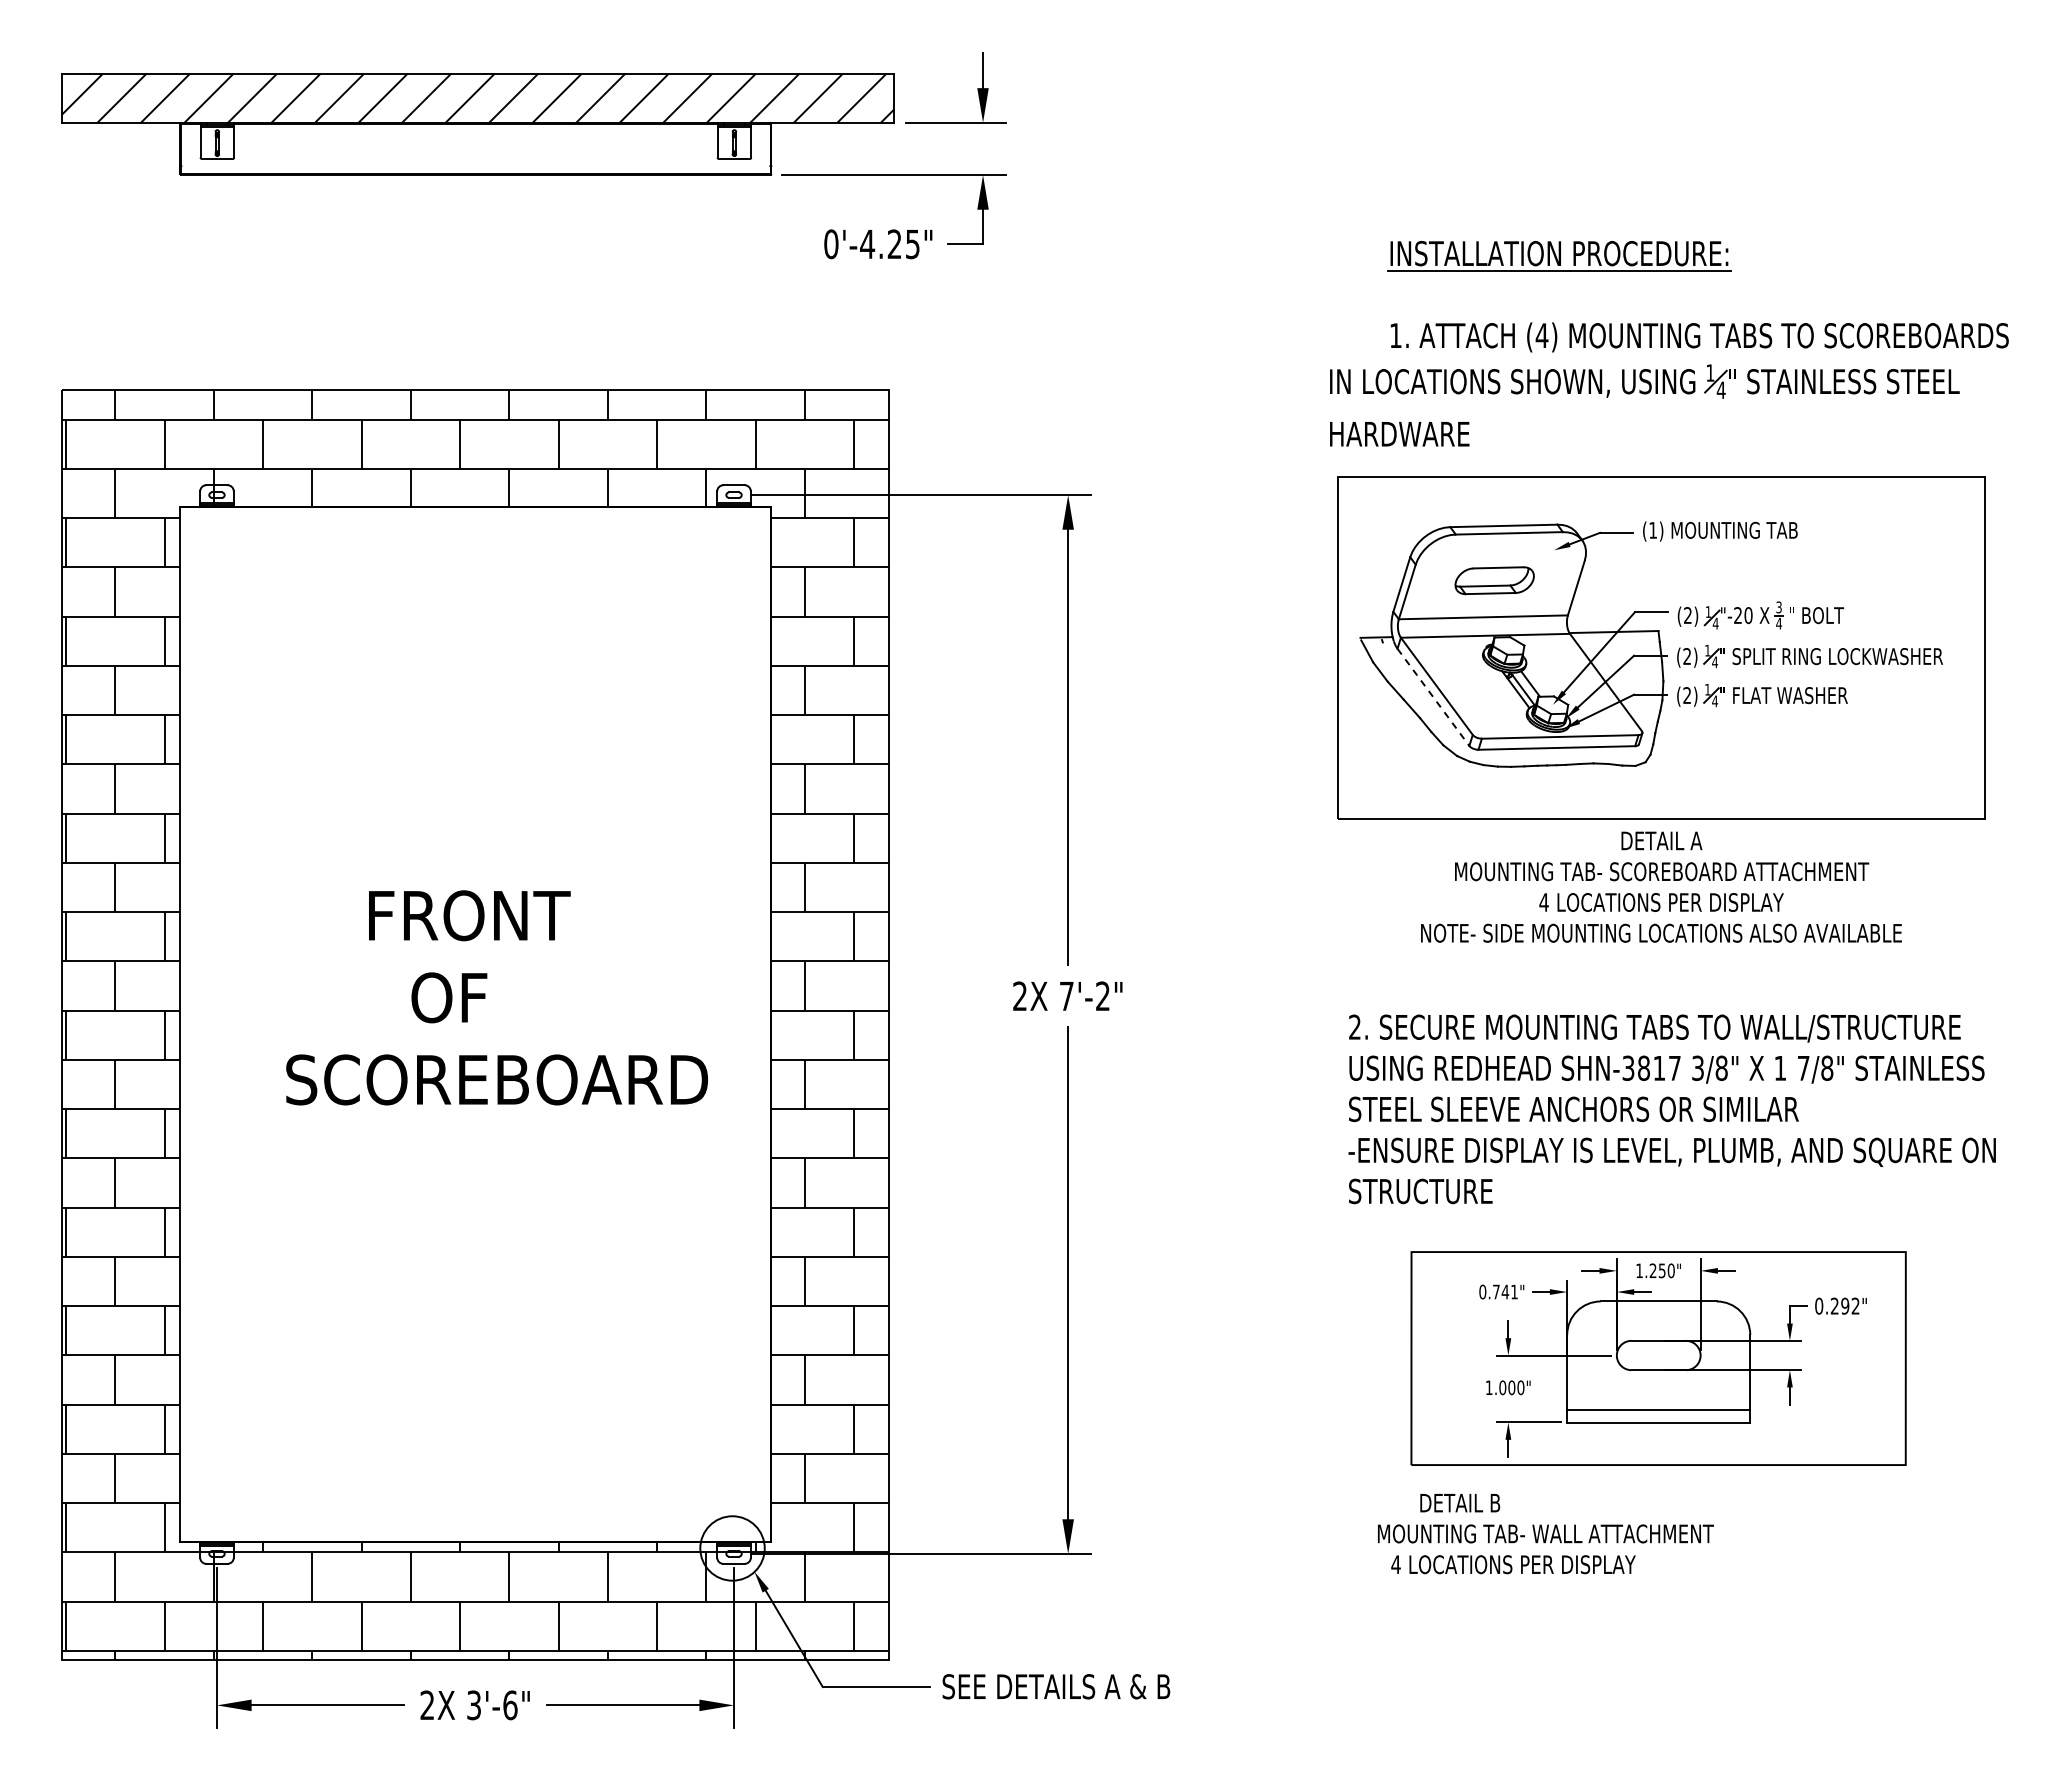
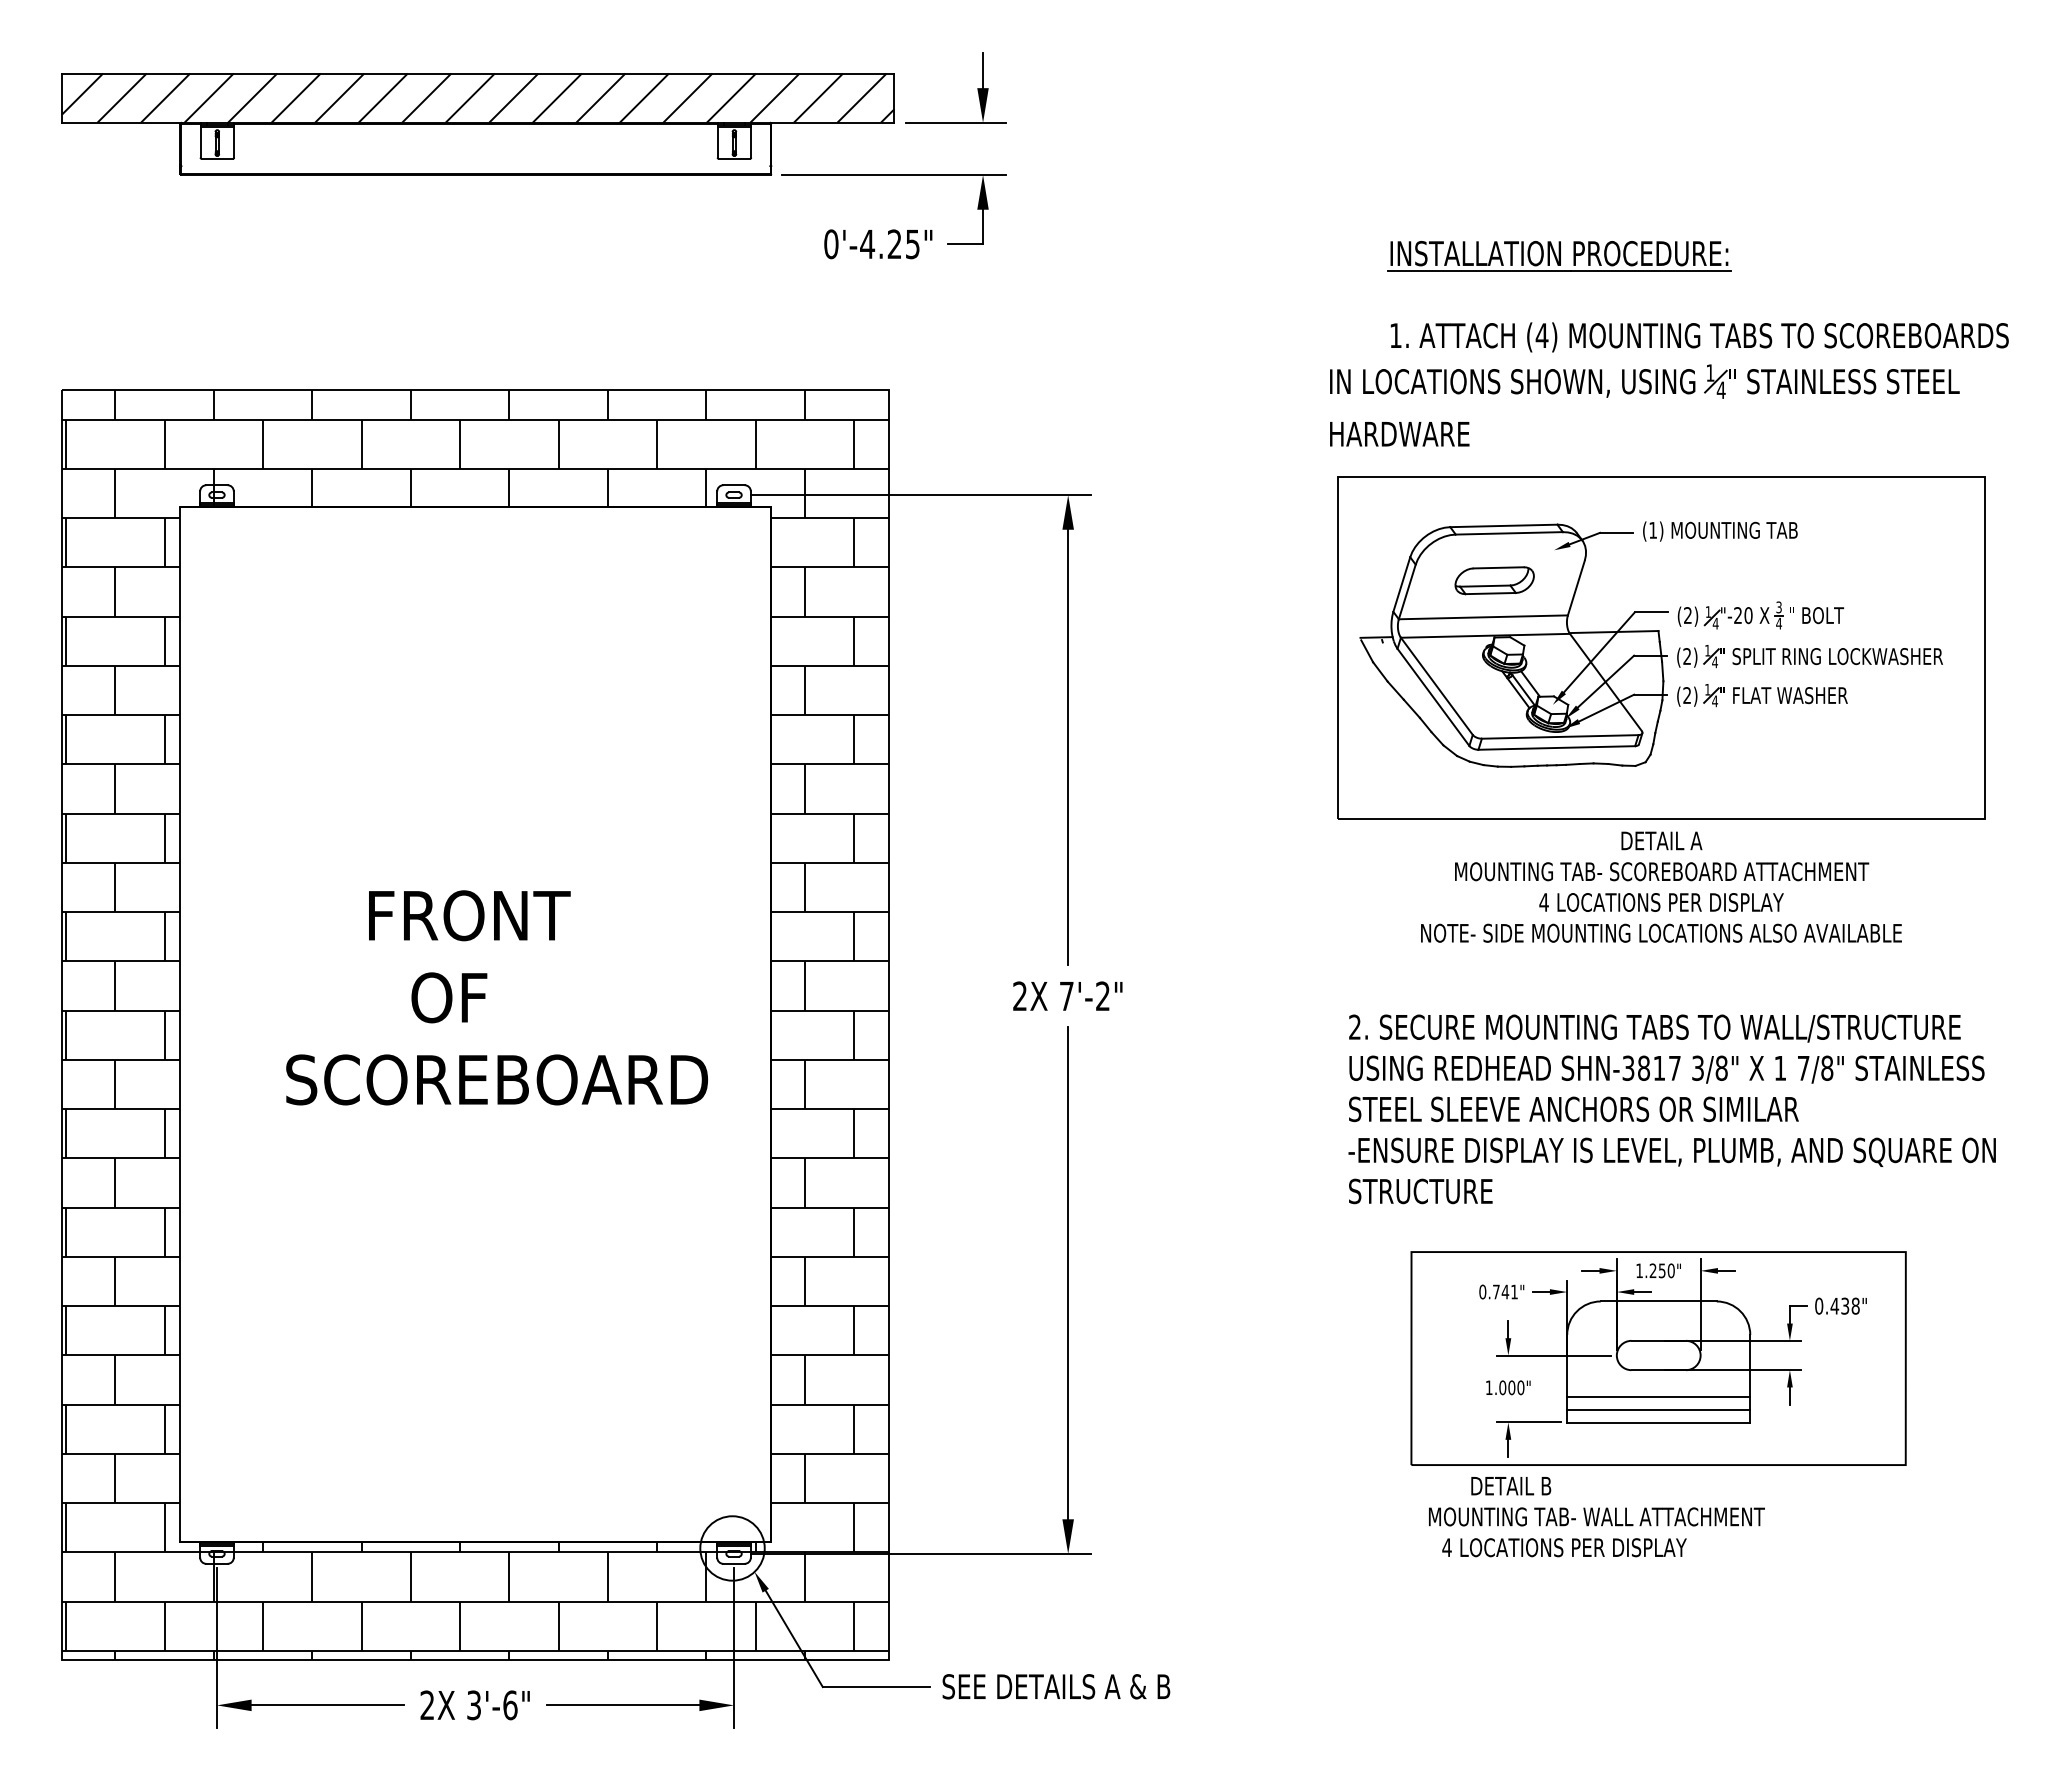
line: dashed -> solid (1433, 697)
text: 0.292" -> 0.438" (1844, 1305)
line: none -> present (1658, 1397)
text position: (1545, 1534) -> (1596, 1517) (1596, 1517)
